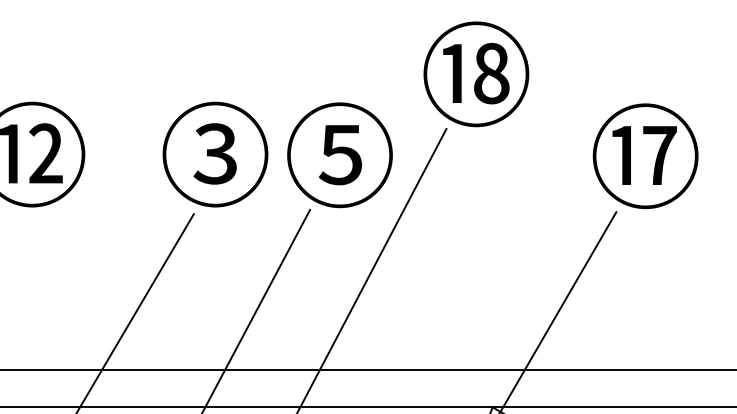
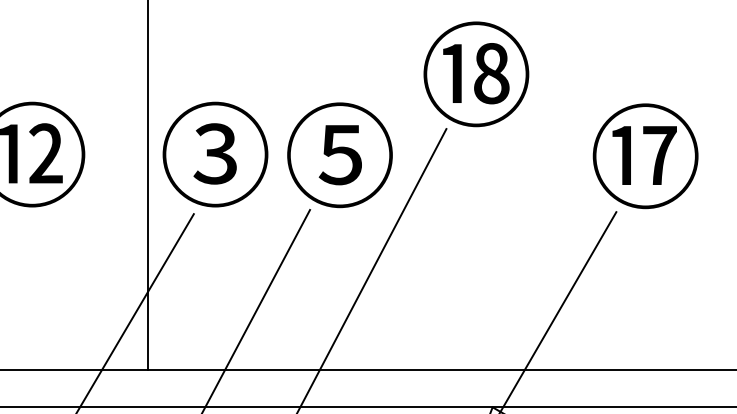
line: none -> present (147, 185)
